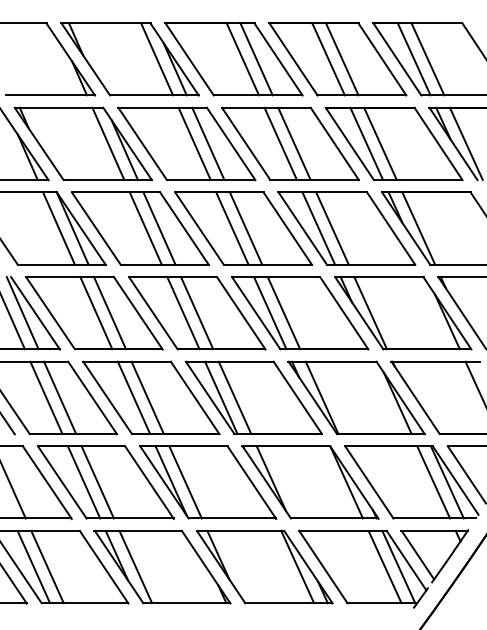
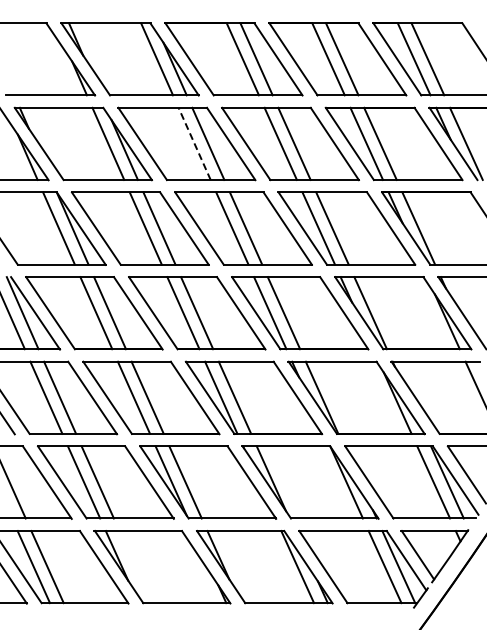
line: solid -> dashed (194, 143)
line: present -> none (135, 566)
